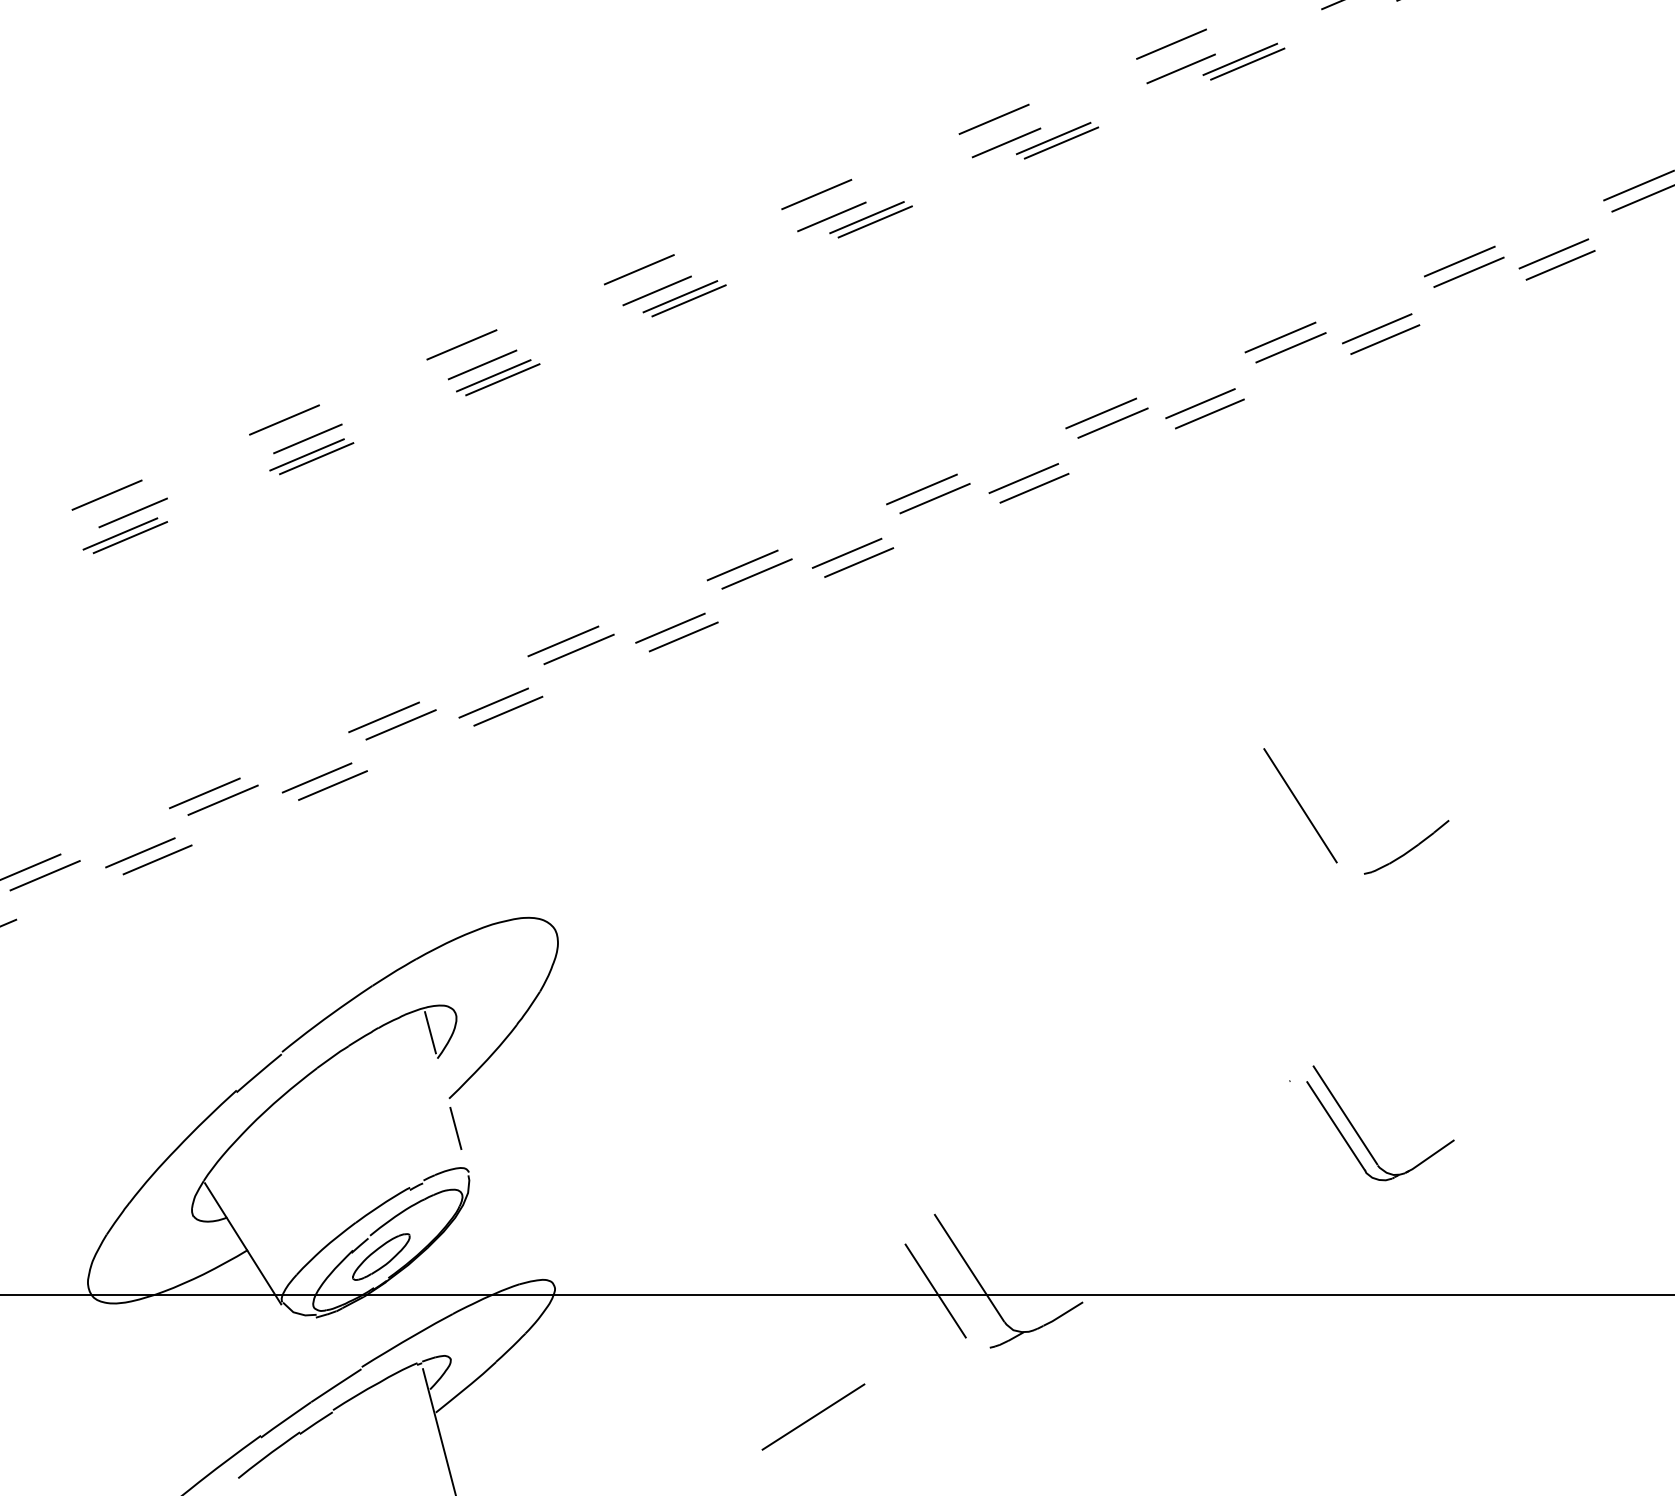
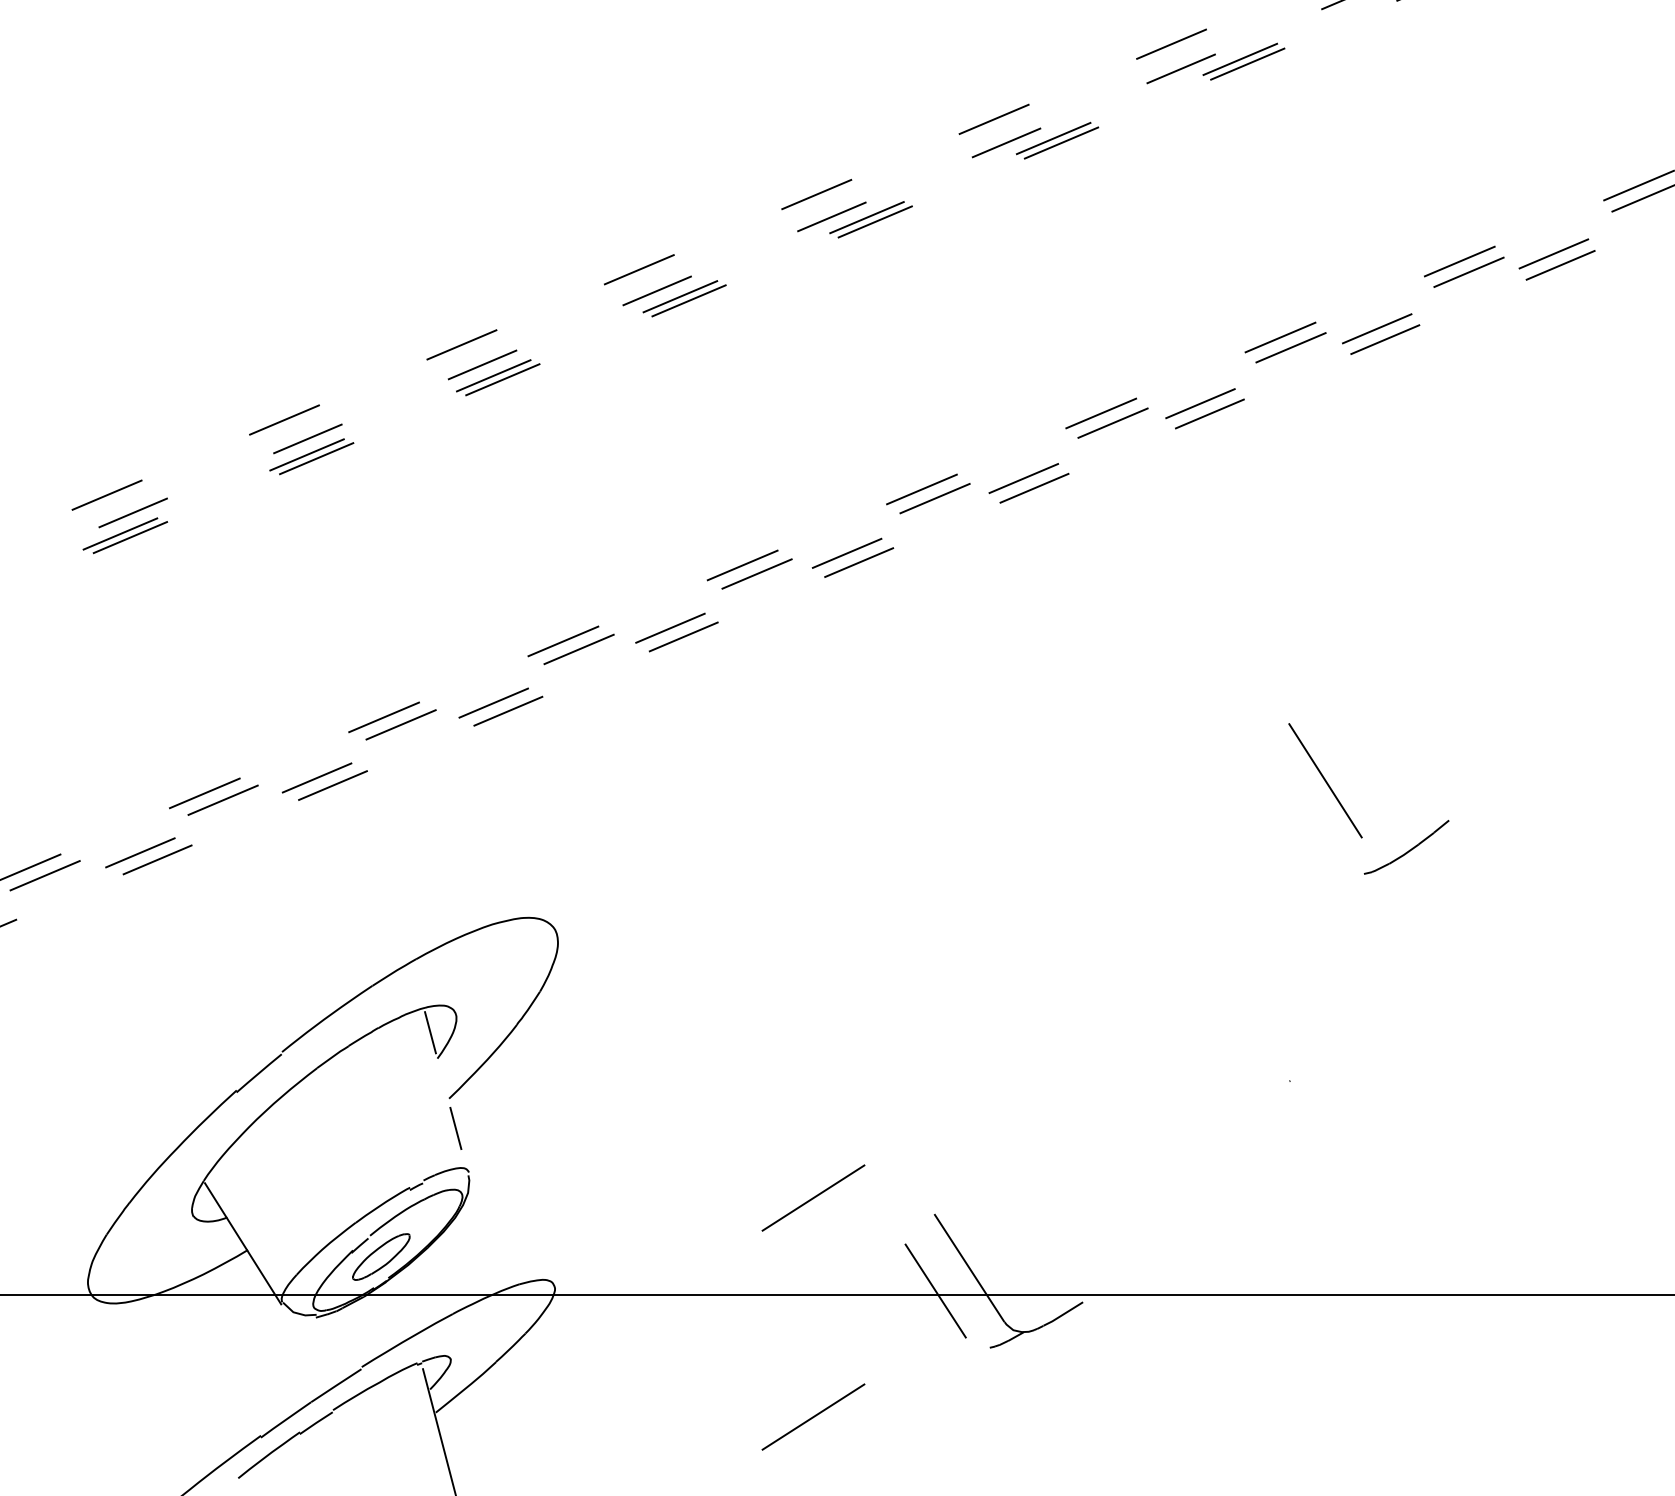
line position: (1300, 805) -> (1325, 780) (1325, 780)
part: present -> none (1360, 1136)
line: none -> present (813, 1197)
